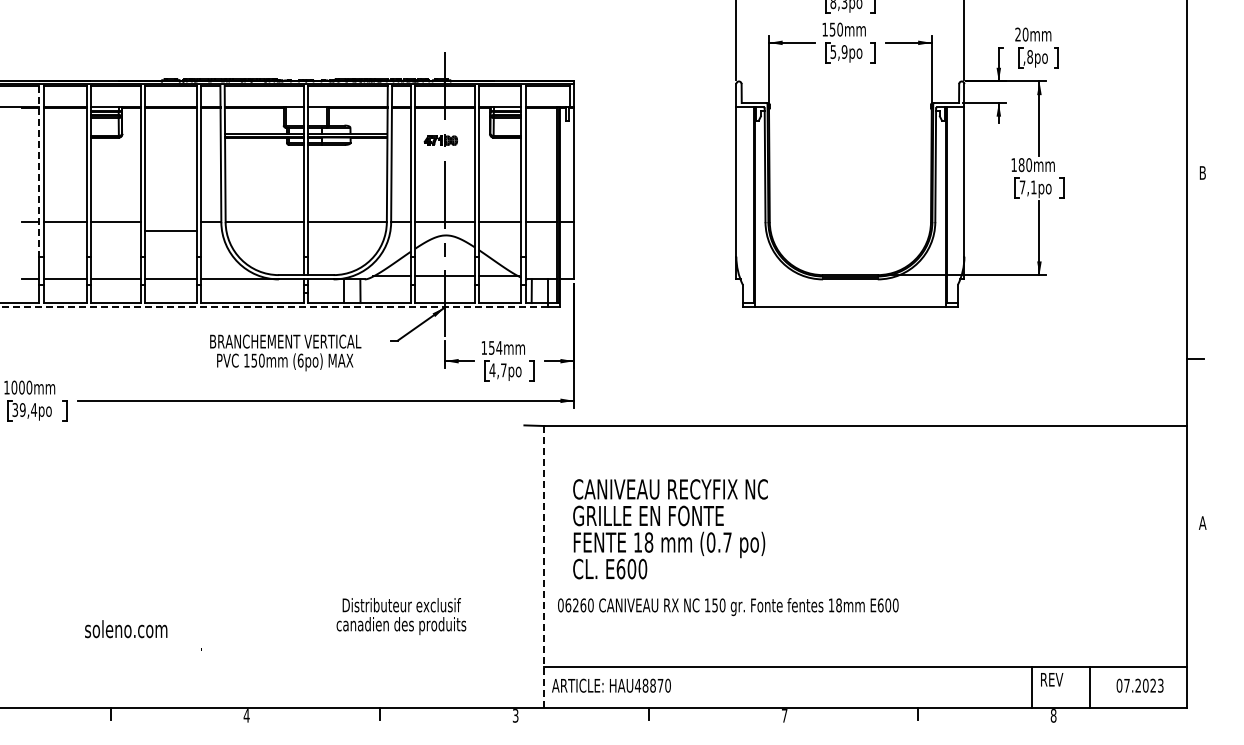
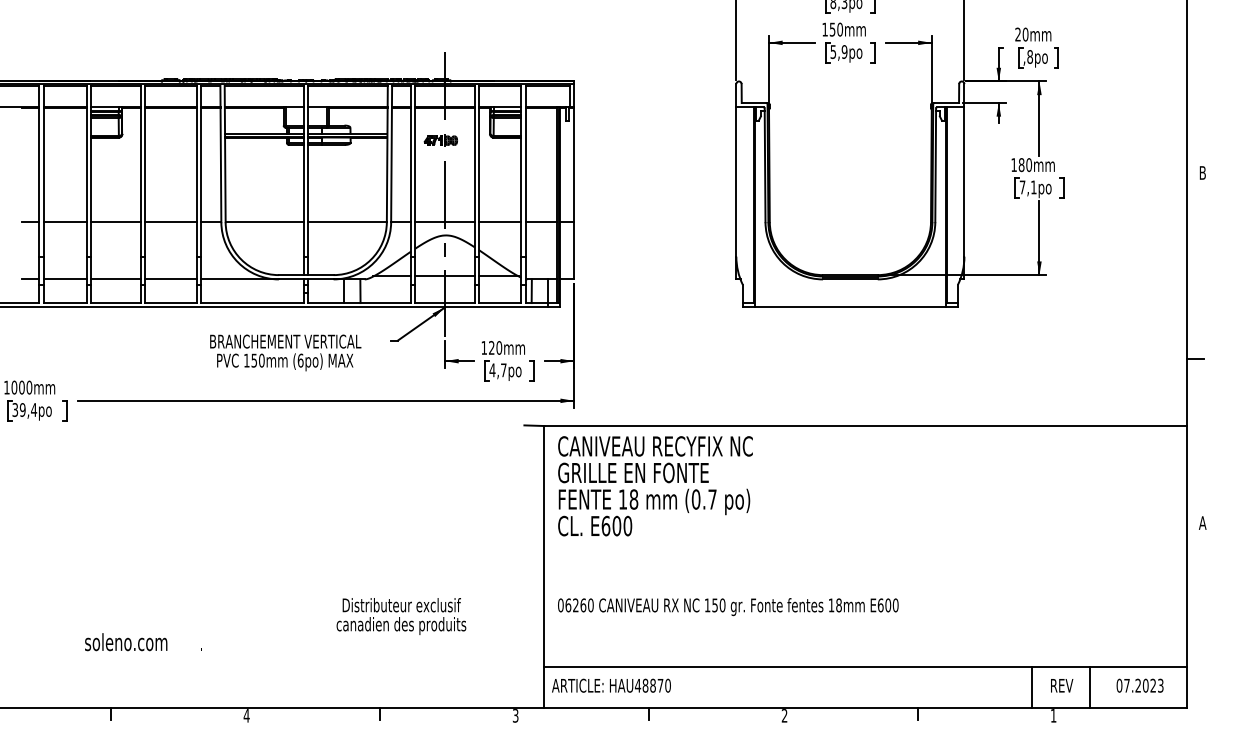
line: dashed -> solid (39, 171)
line position: (170, 231) -> (170, 222) (170, 222)
line: dashed -> solid (273, 307)
text: 154mm -> 120mm (495, 347)
text position: (670, 529) -> (655, 486) (655, 486)
line: dashed -> solid (544, 567)
text position: (126, 629) -> (126, 642) (126, 642)
text position: (1052, 679) -> (1062, 685) (1062, 685)
text: 7 -> 2 (784, 715)
text: 8 -> 1 (1053, 715)
